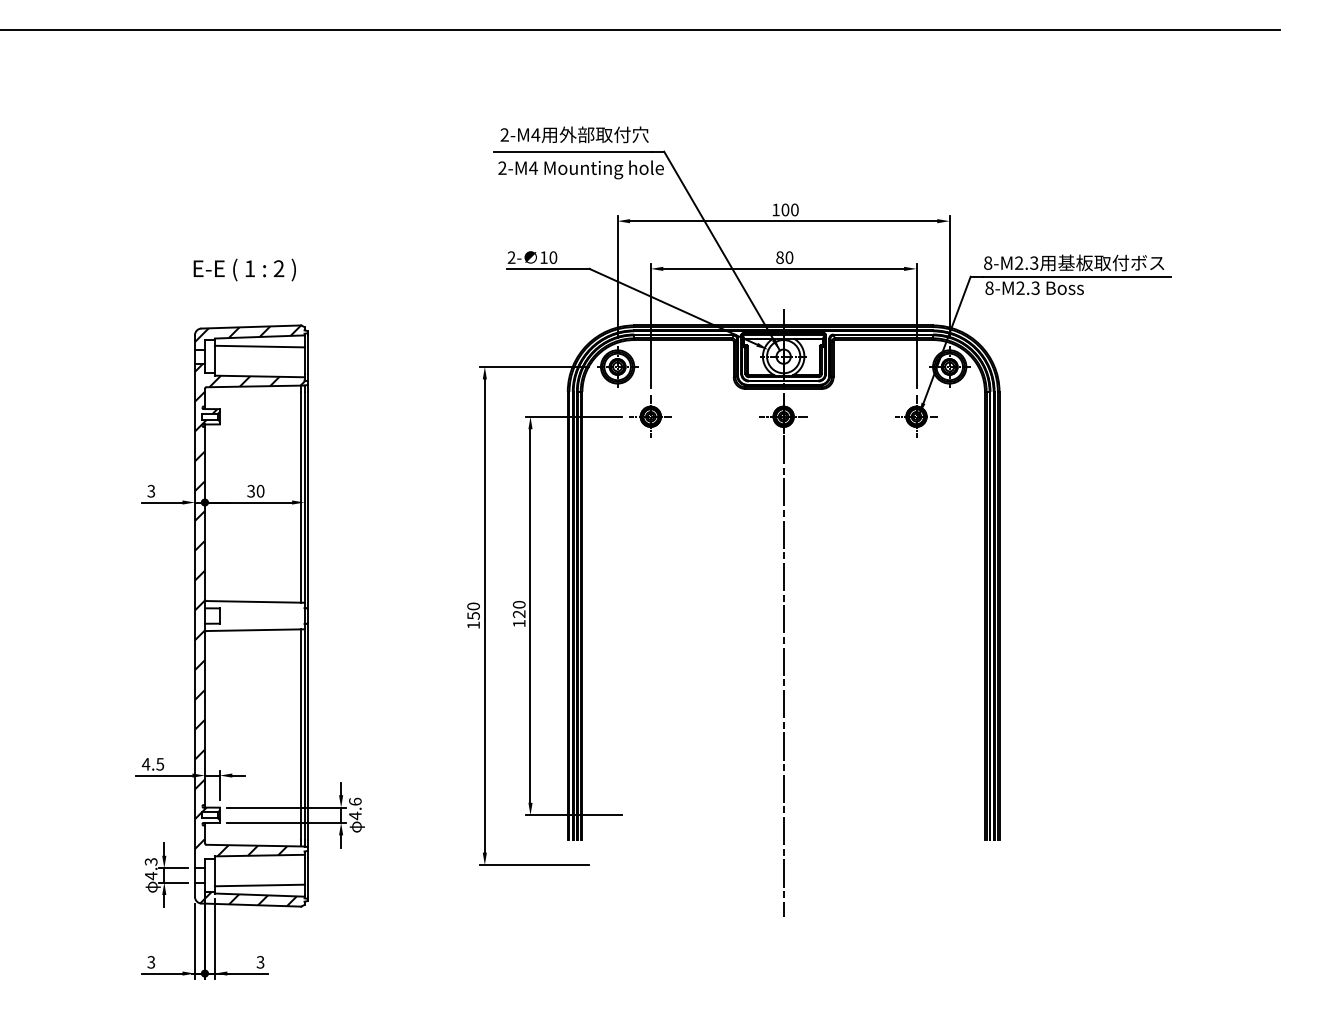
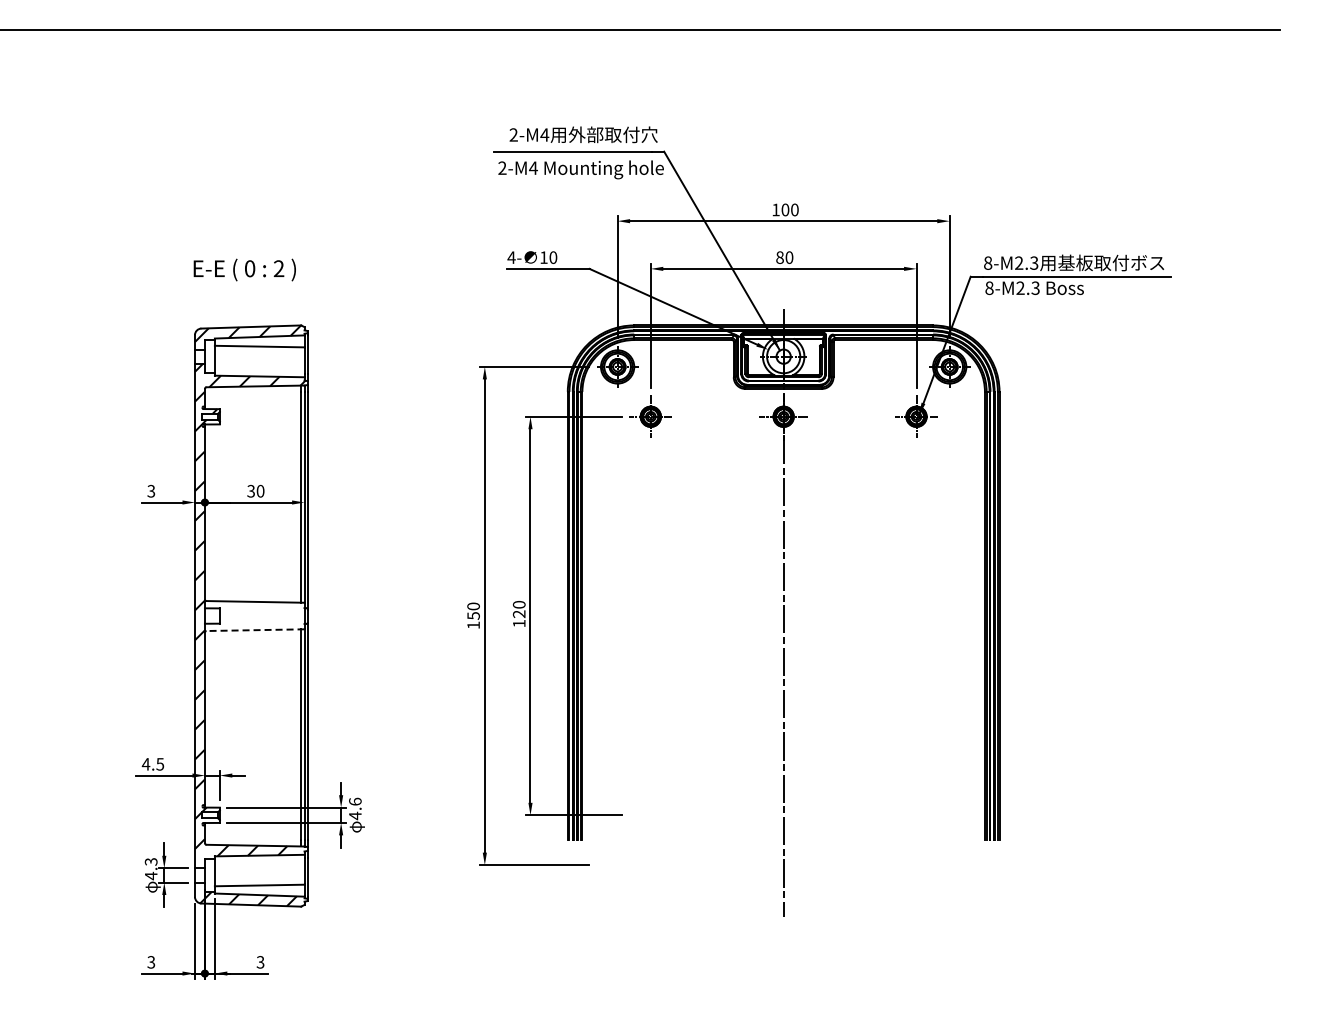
text position: (574, 134) -> (583, 134) (583, 134)
text: 2- -> 4- (511, 257)
text: 1 -> 0 (250, 268)
line: solid -> dashed (255, 630)
